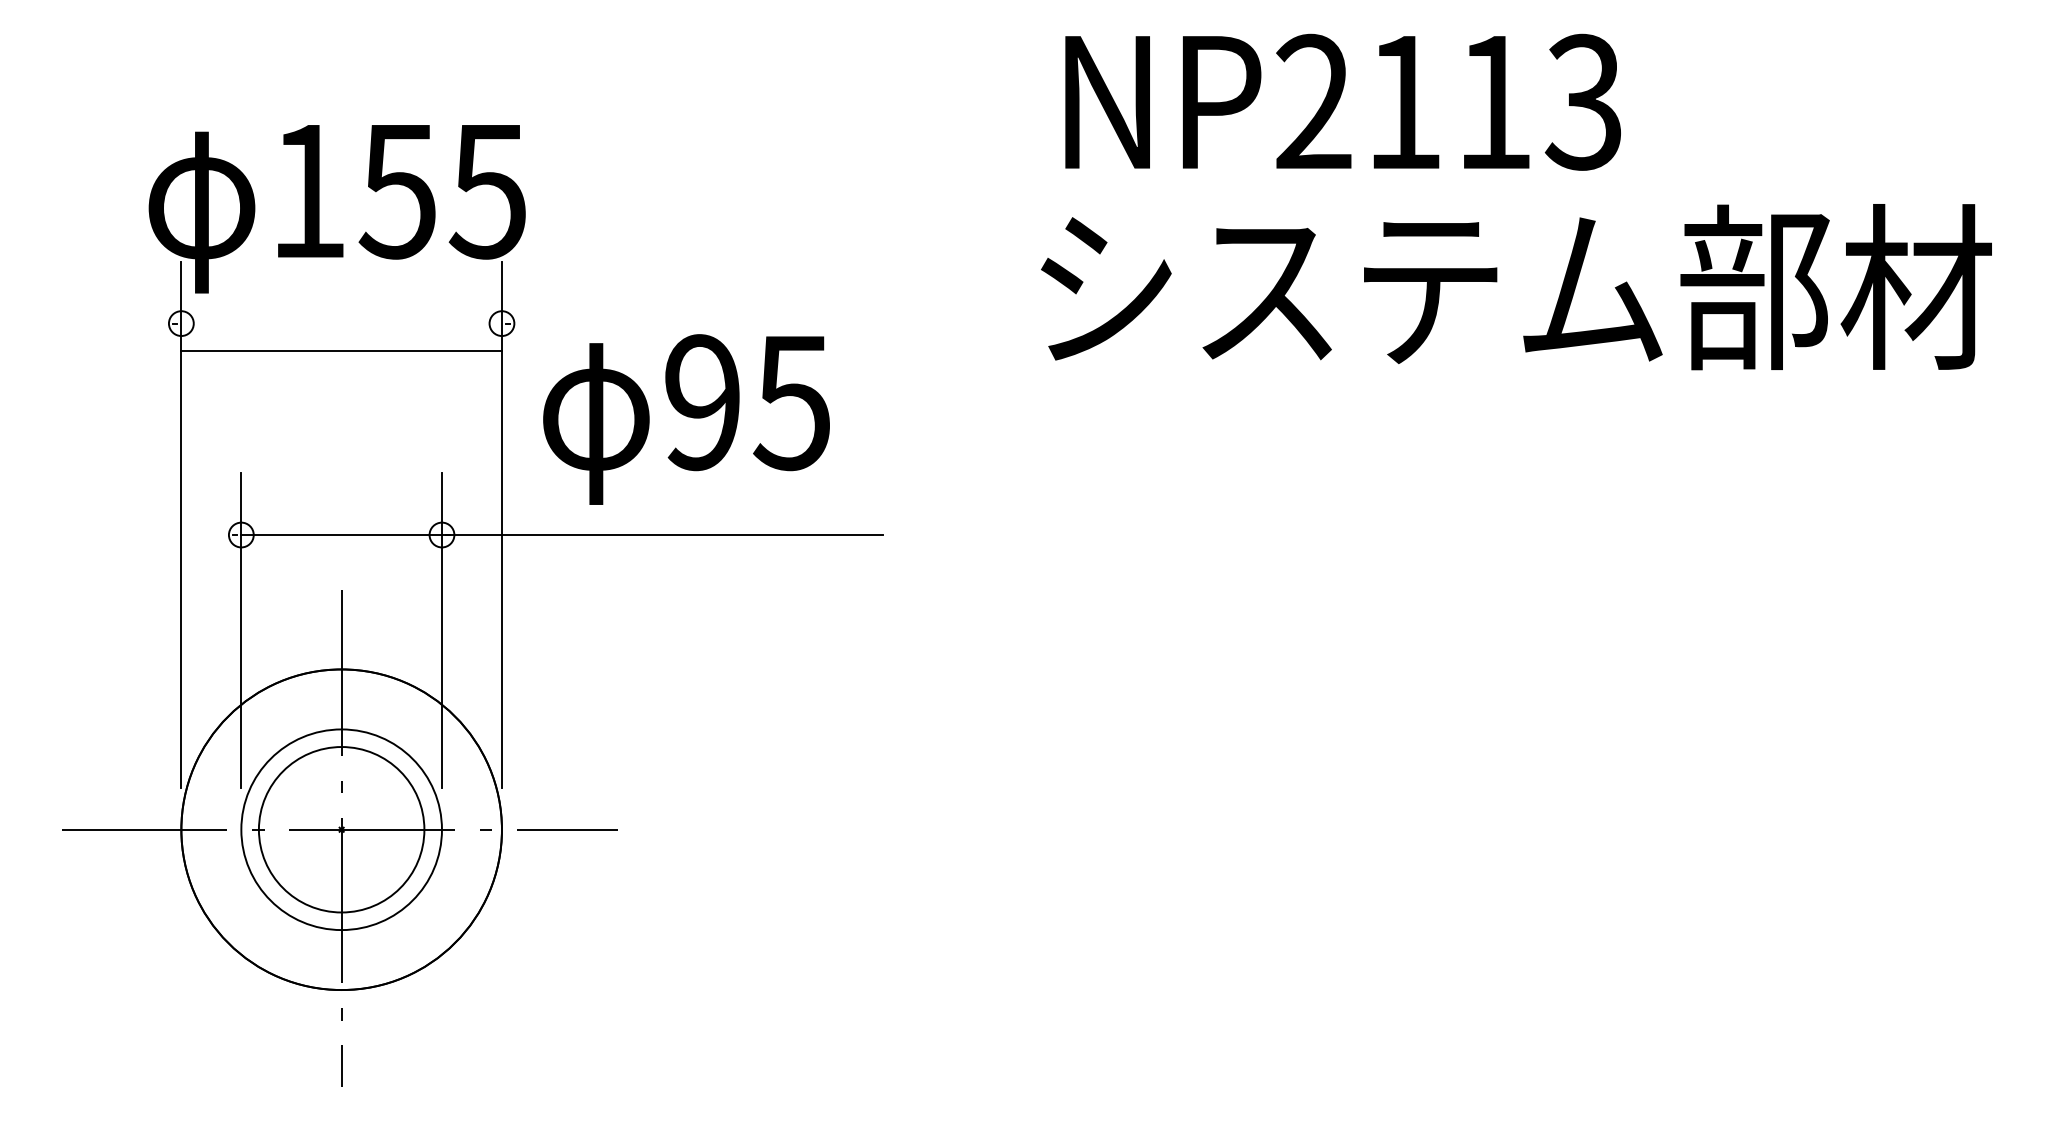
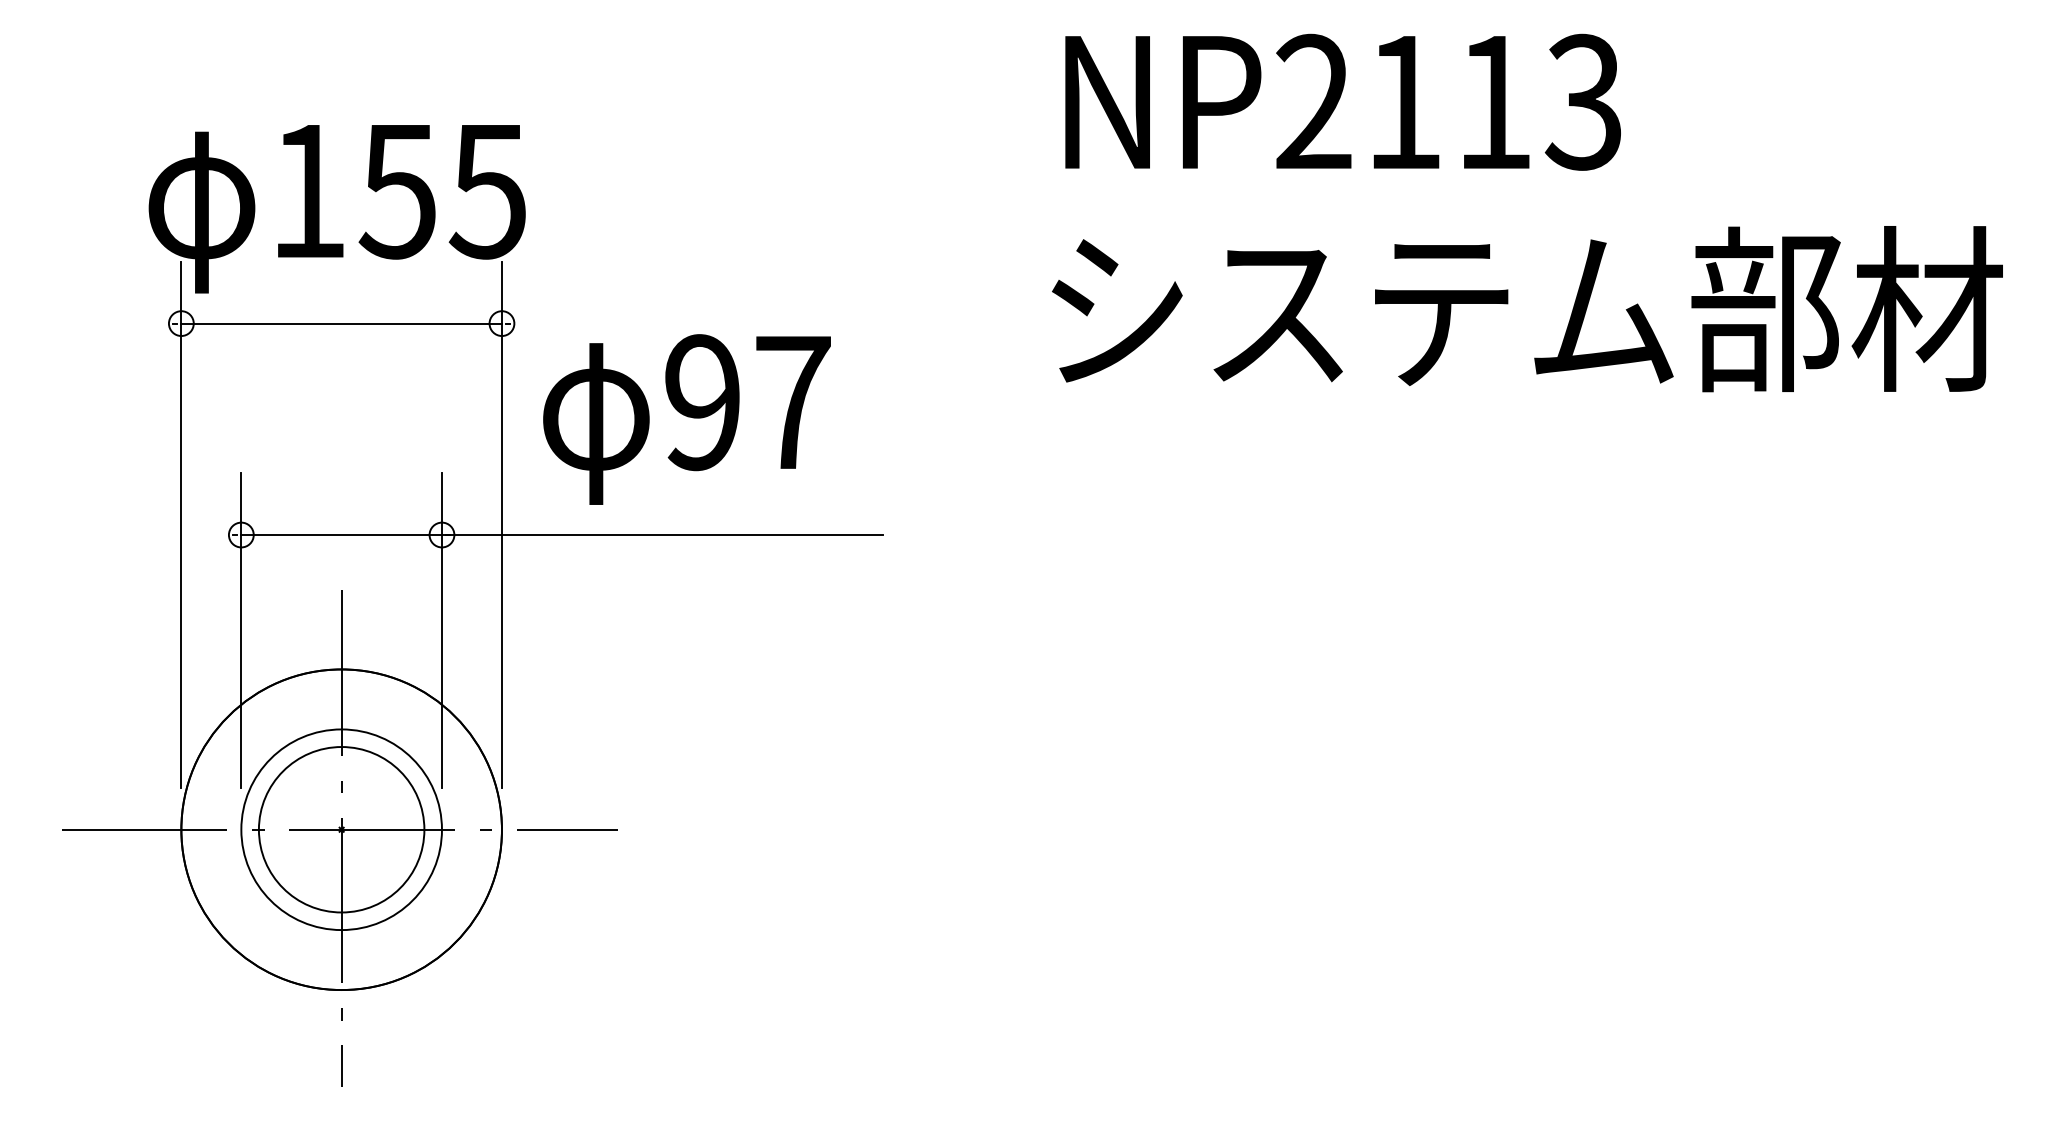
text position: (1516, 287) -> (1527, 309) (1527, 309)
line position: (341, 350) -> (341, 323) (341, 323)
text: 95 -> 97 (791, 403)
